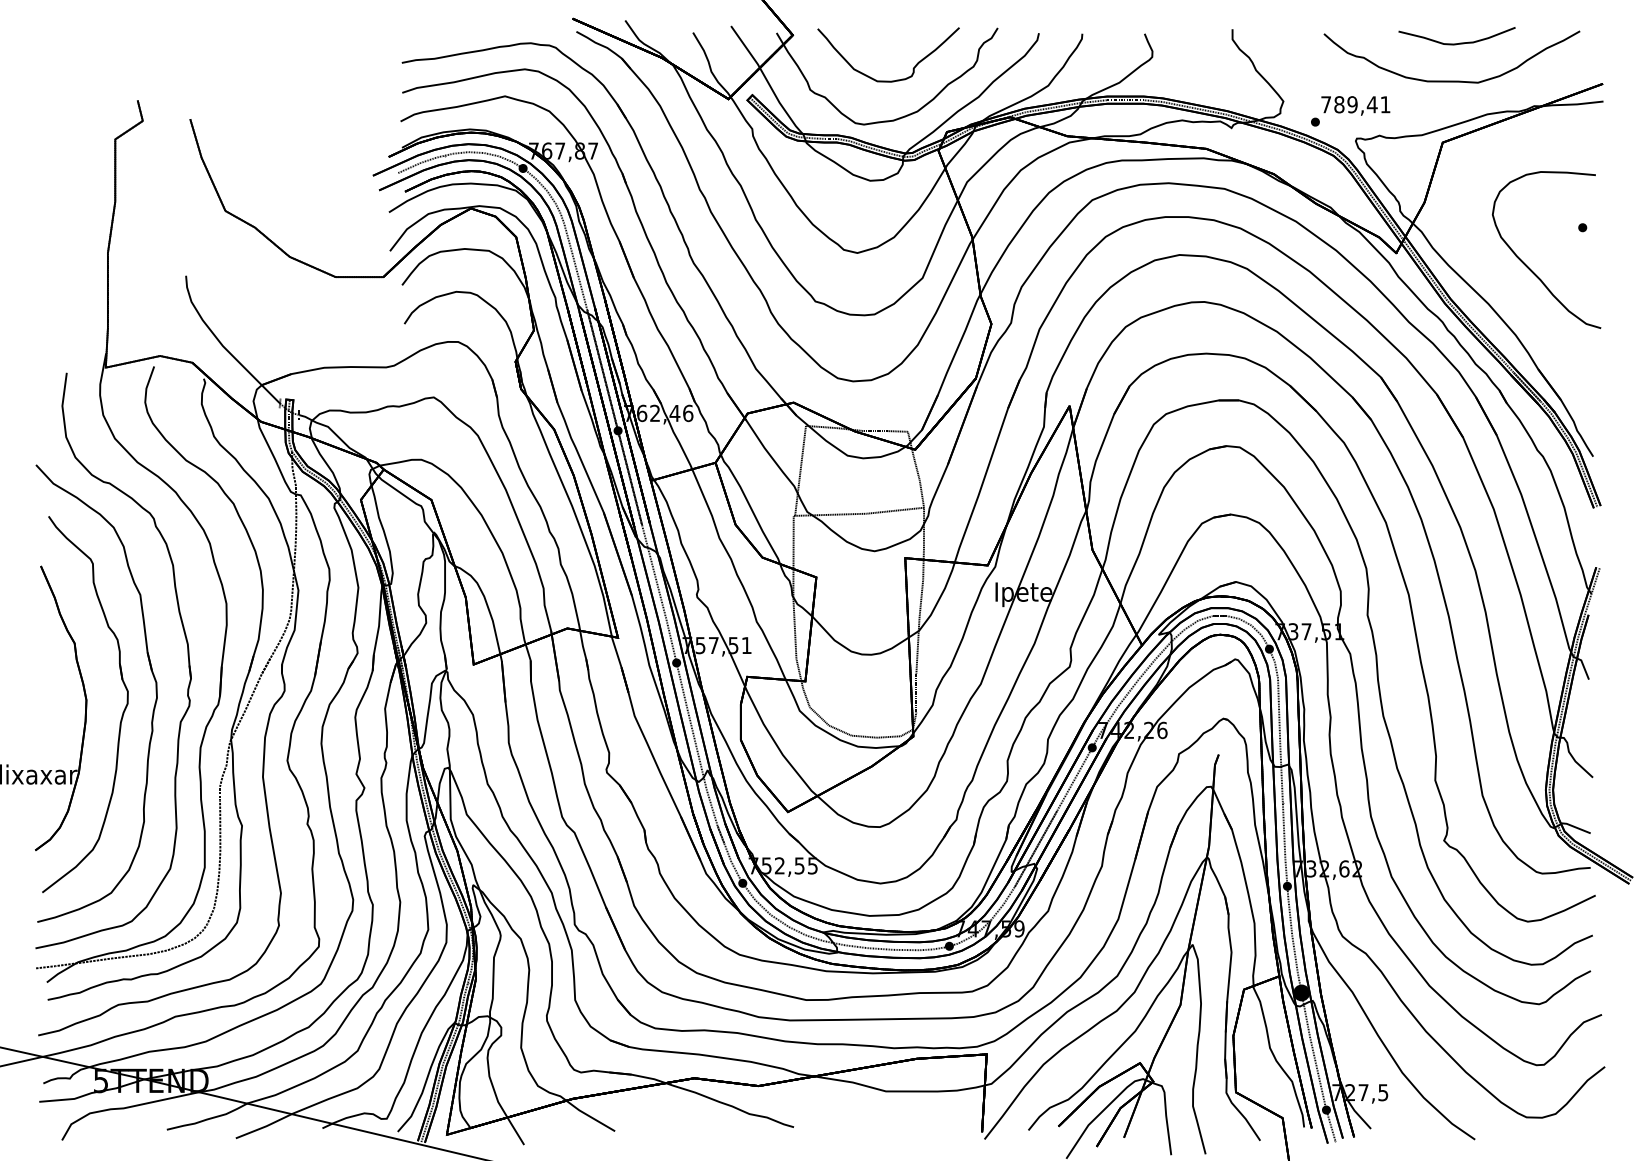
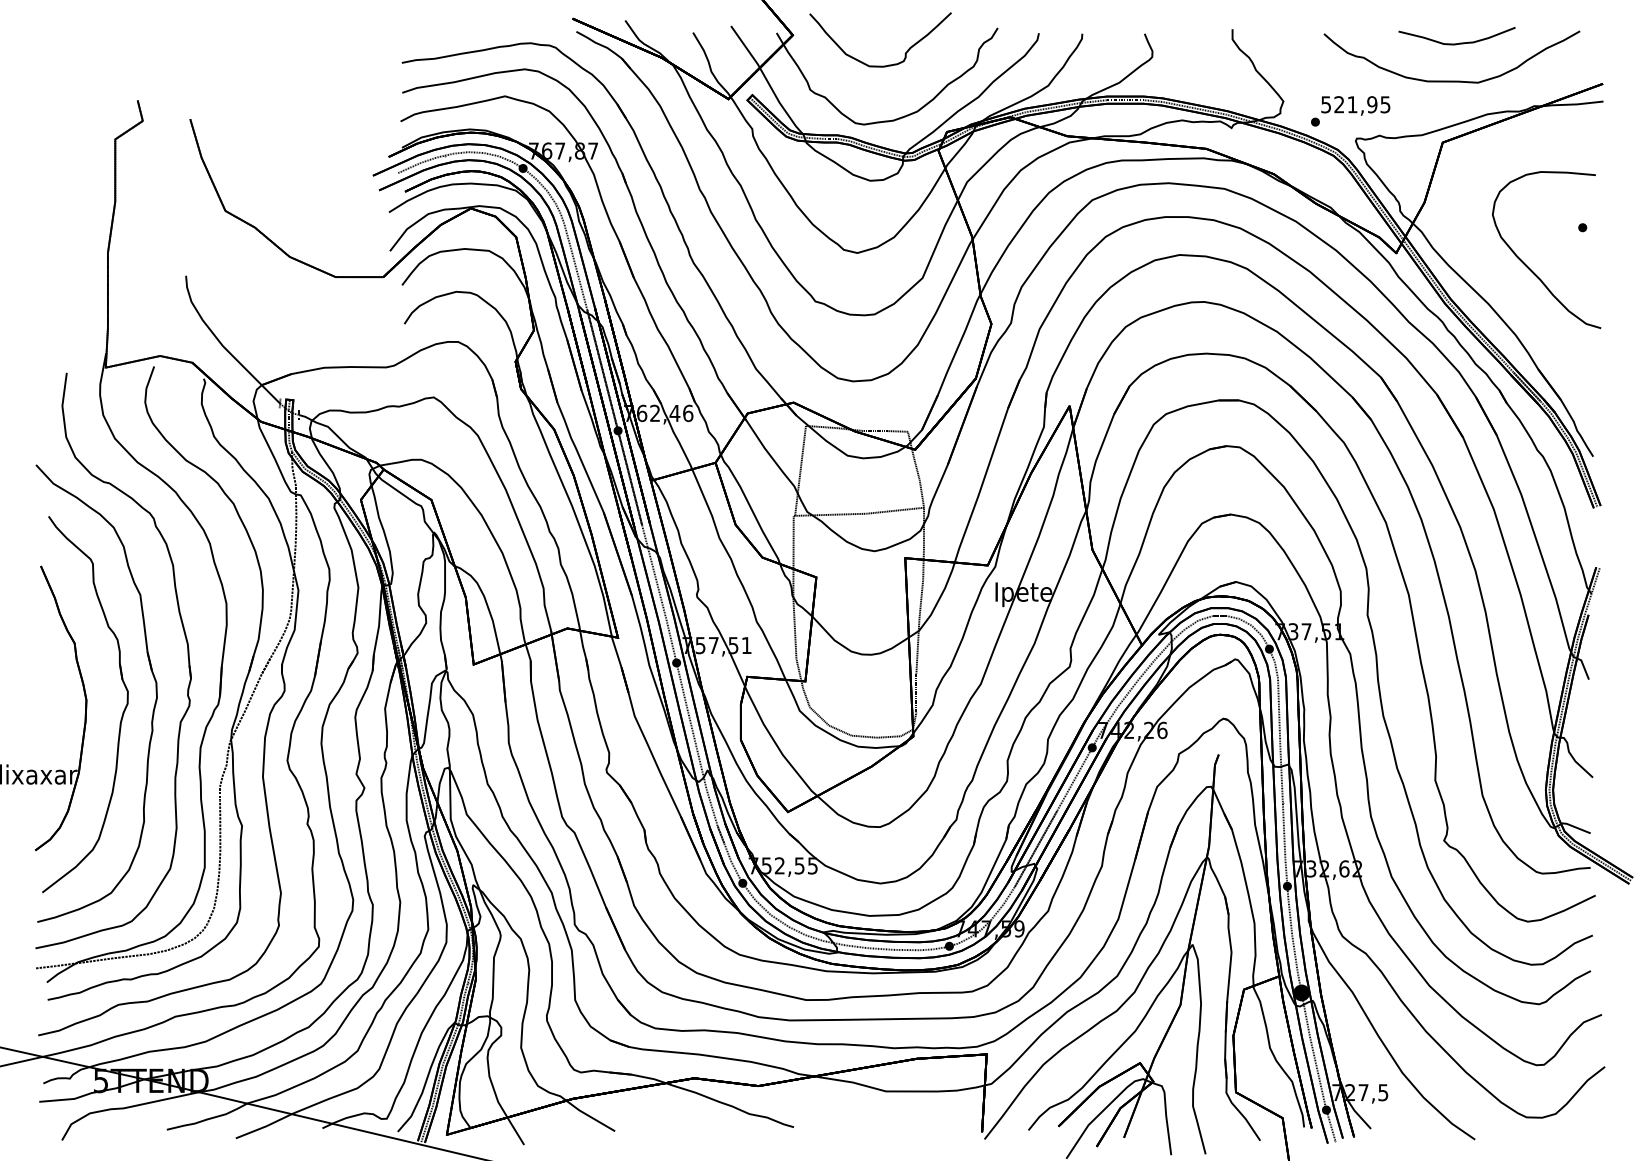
curve position: (888, 80) -> (880, 65) (880, 65)
text: 789,41 -> 521,95 (1355, 104)
